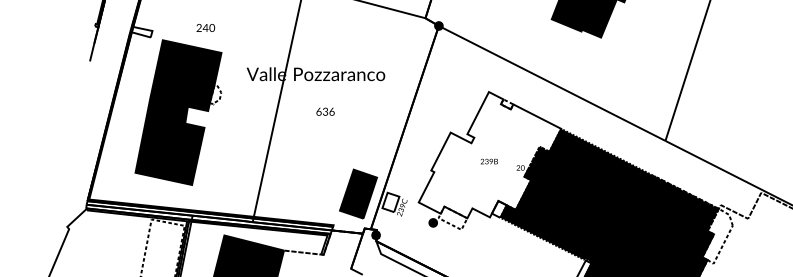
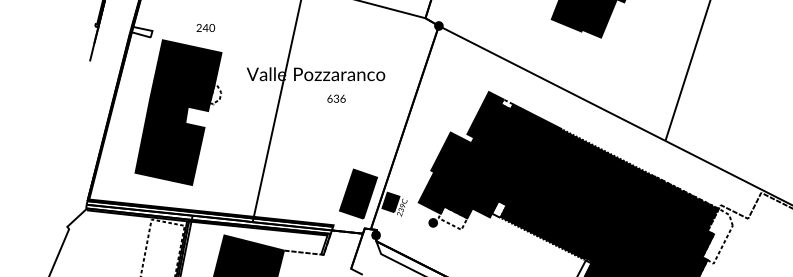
text position: (325, 111) -> (336, 98) (336, 98)
fill: none -> present (489, 155)
fill: none -> present (390, 202)
